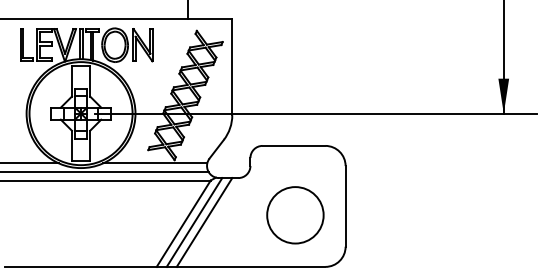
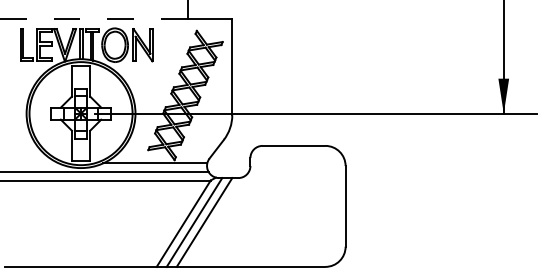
line: solid -> dashed (94, 19)
line: present -> none (30, 163)
circle: present -> none (295, 215)
